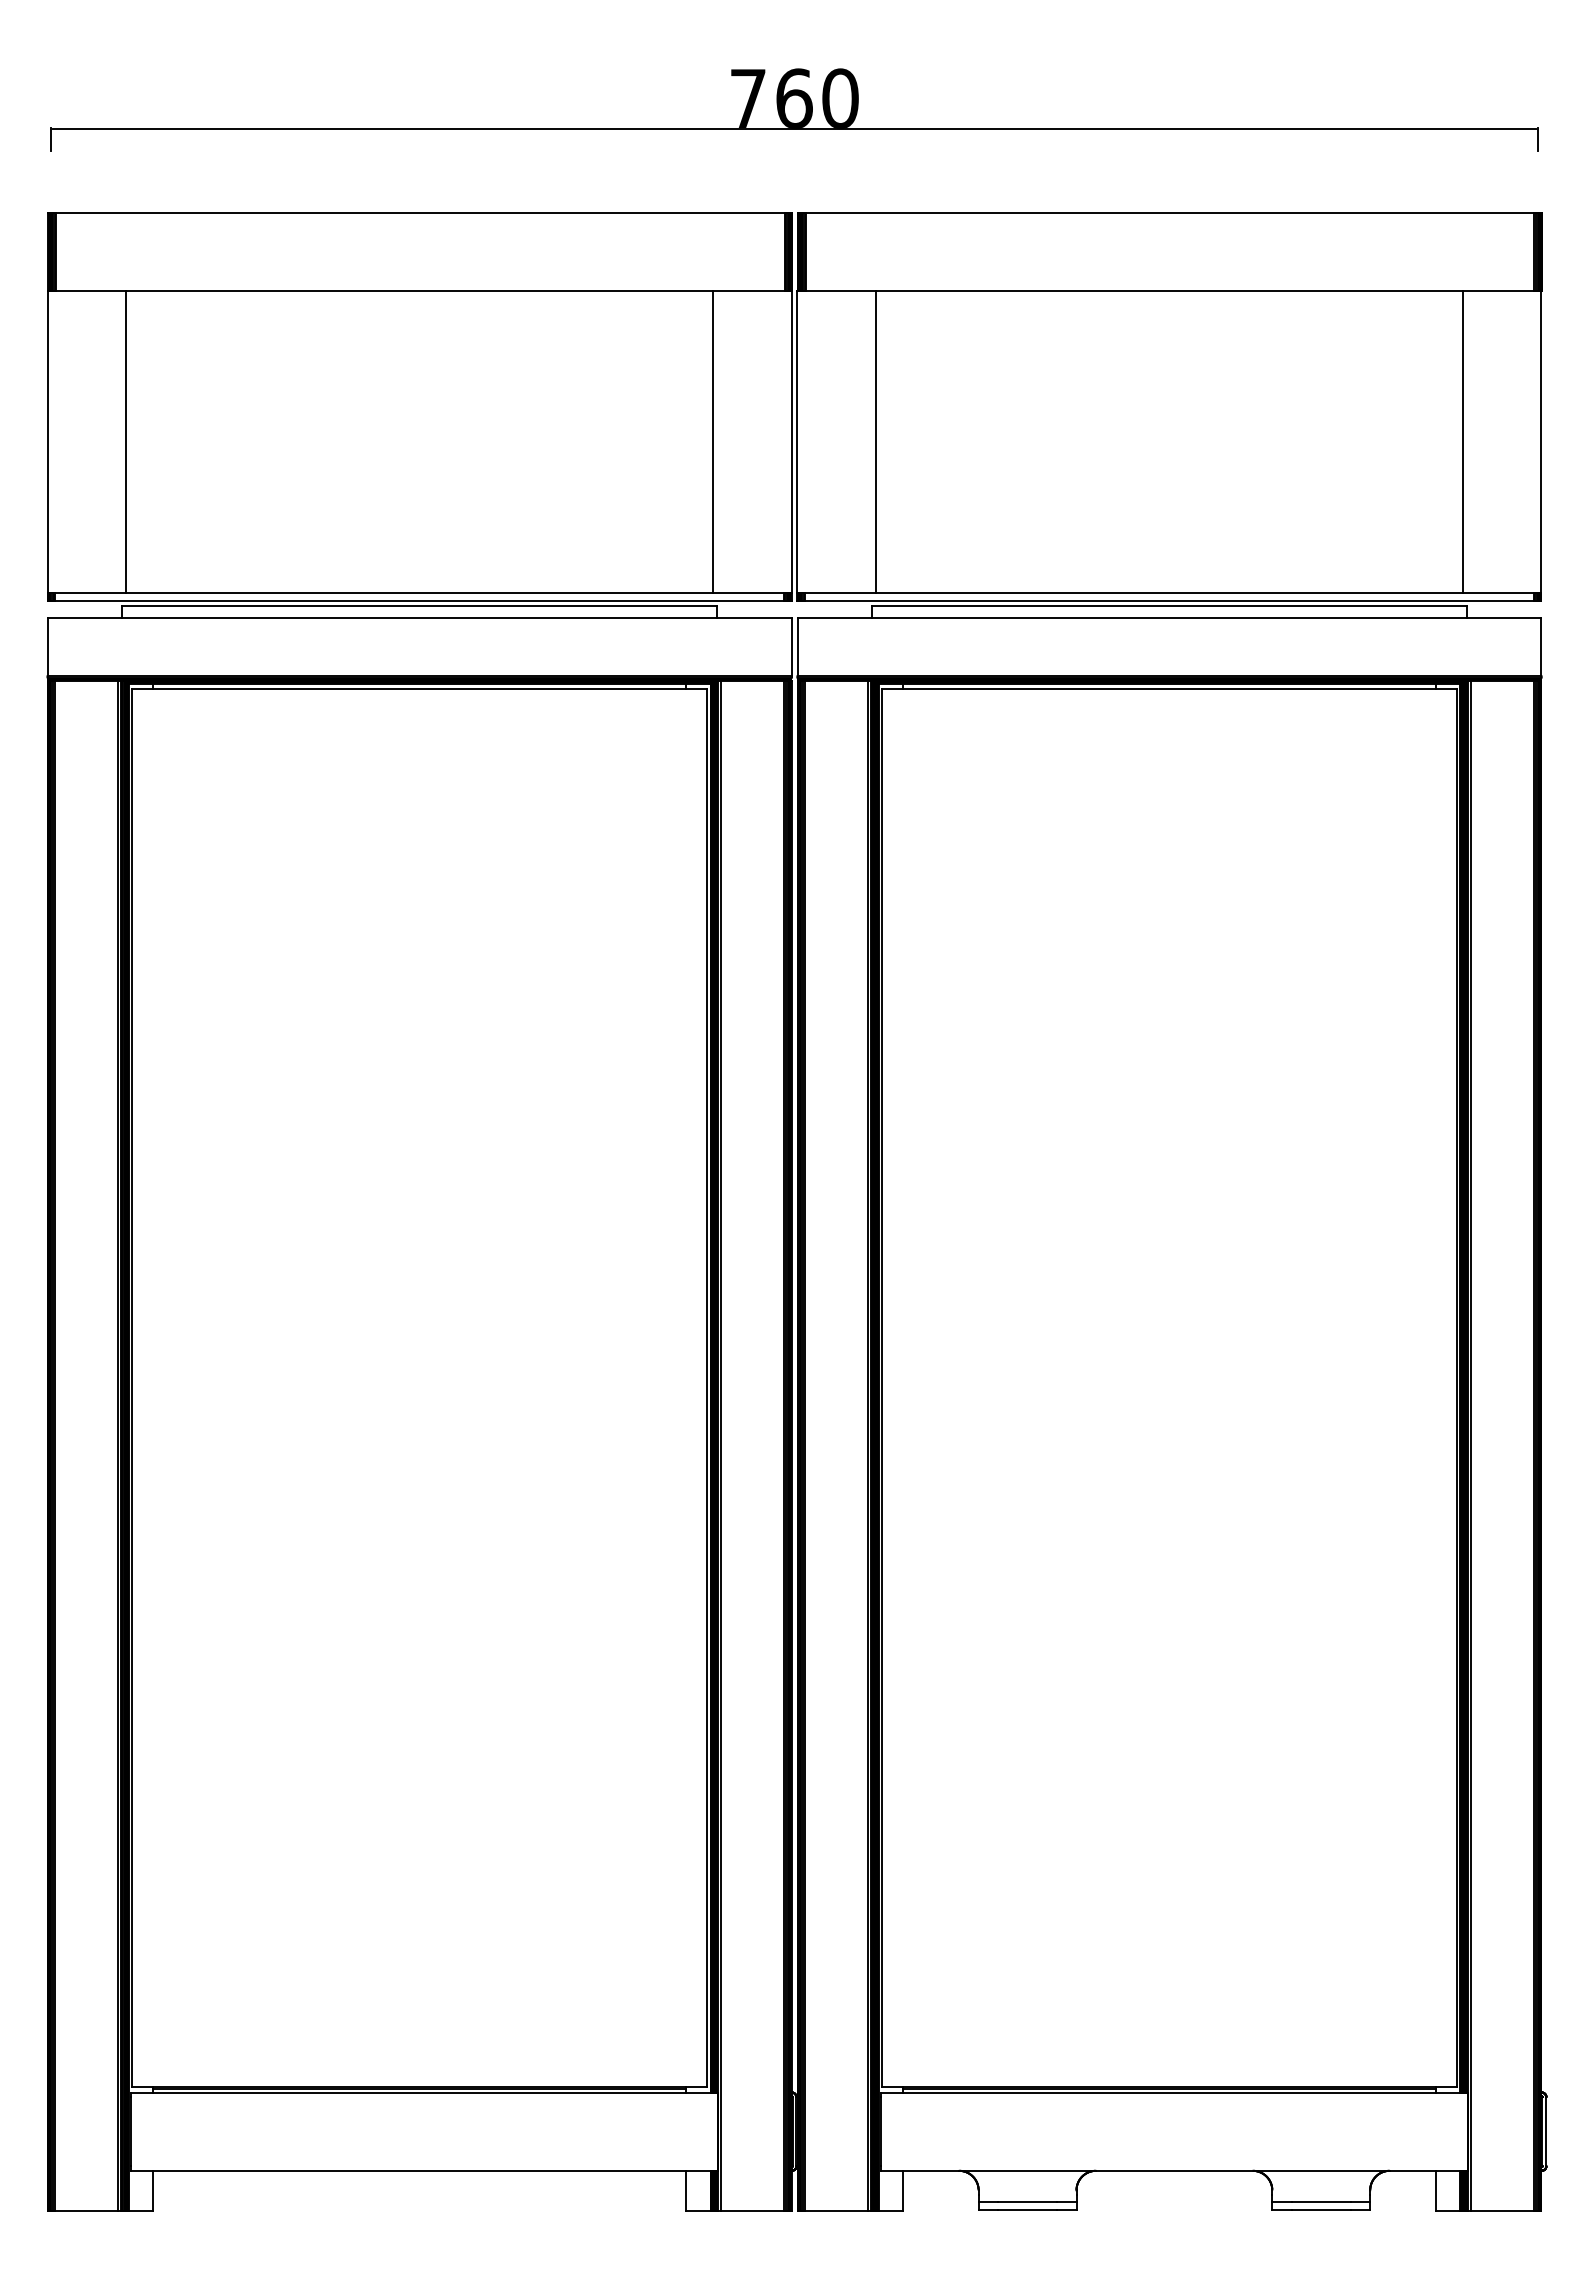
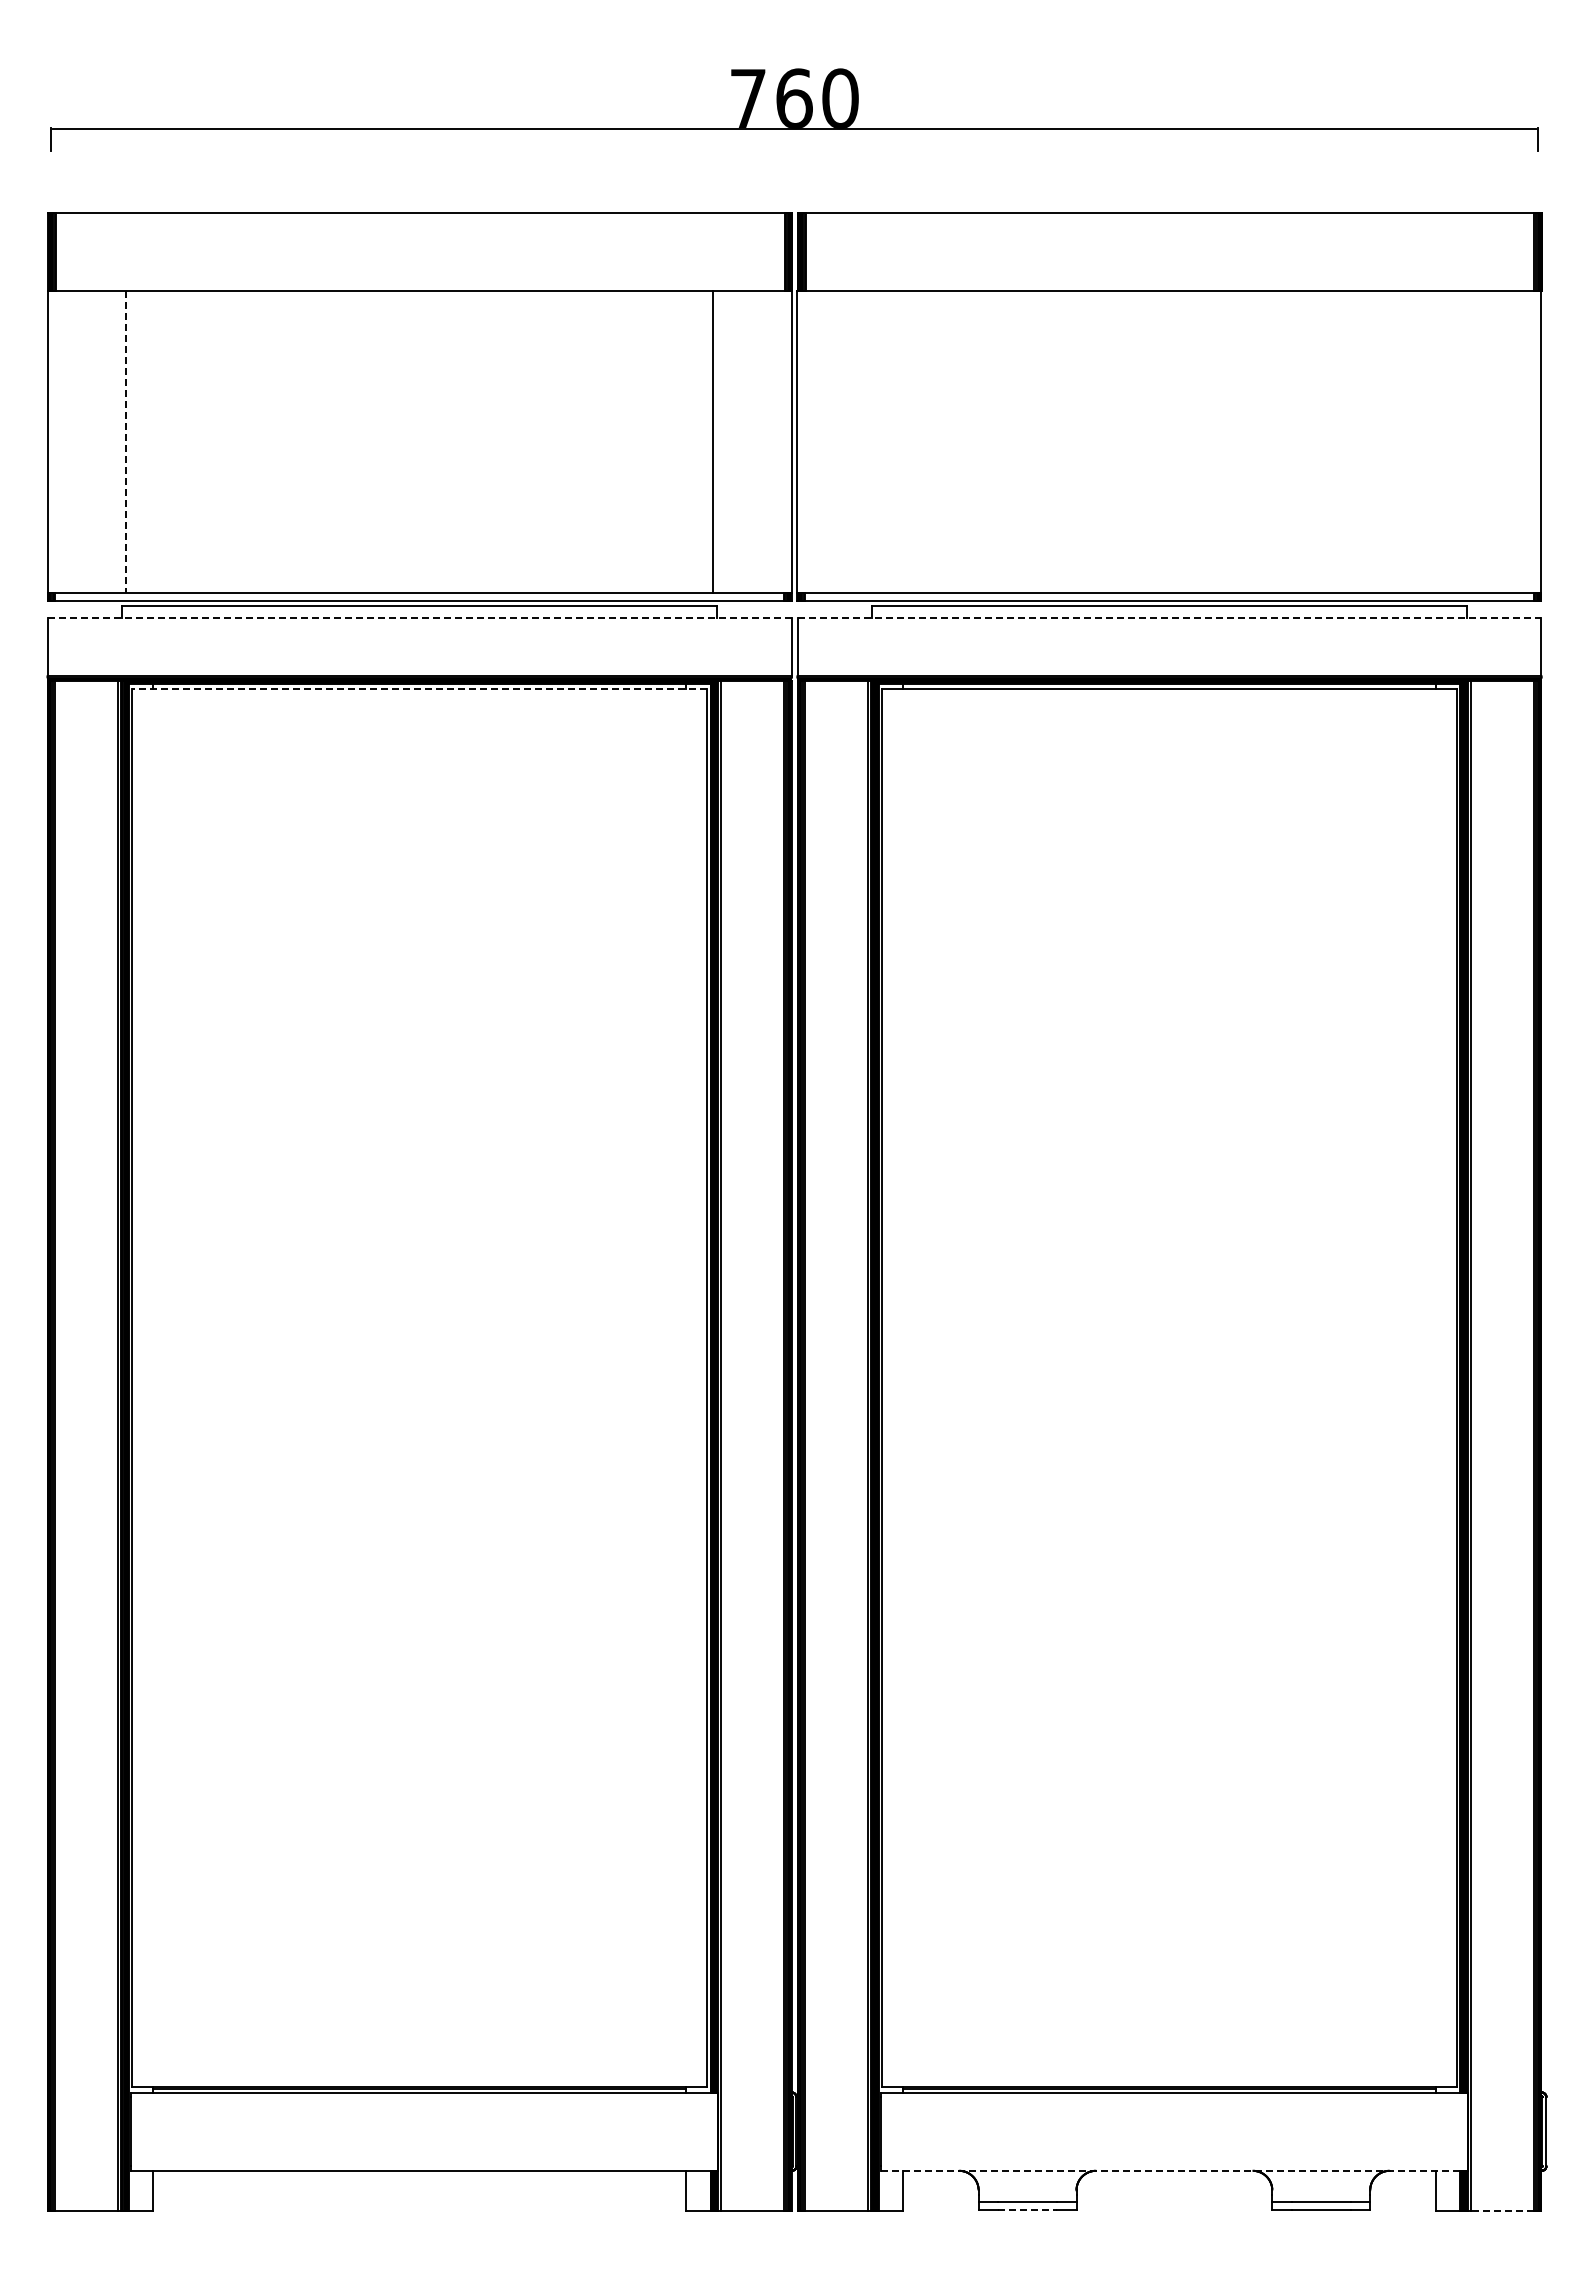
line: solid -> dashed (125, 442)
line: present -> none (875, 442)
line: present -> none (1463, 442)
line: solid -> dashed (419, 617)
line: solid -> dashed (1169, 617)
line: solid -> dashed (419, 689)
line: solid -> dashed (1173, 2170)
line: solid -> dashed (1028, 2209)
line: solid -> dashed (1502, 2210)
